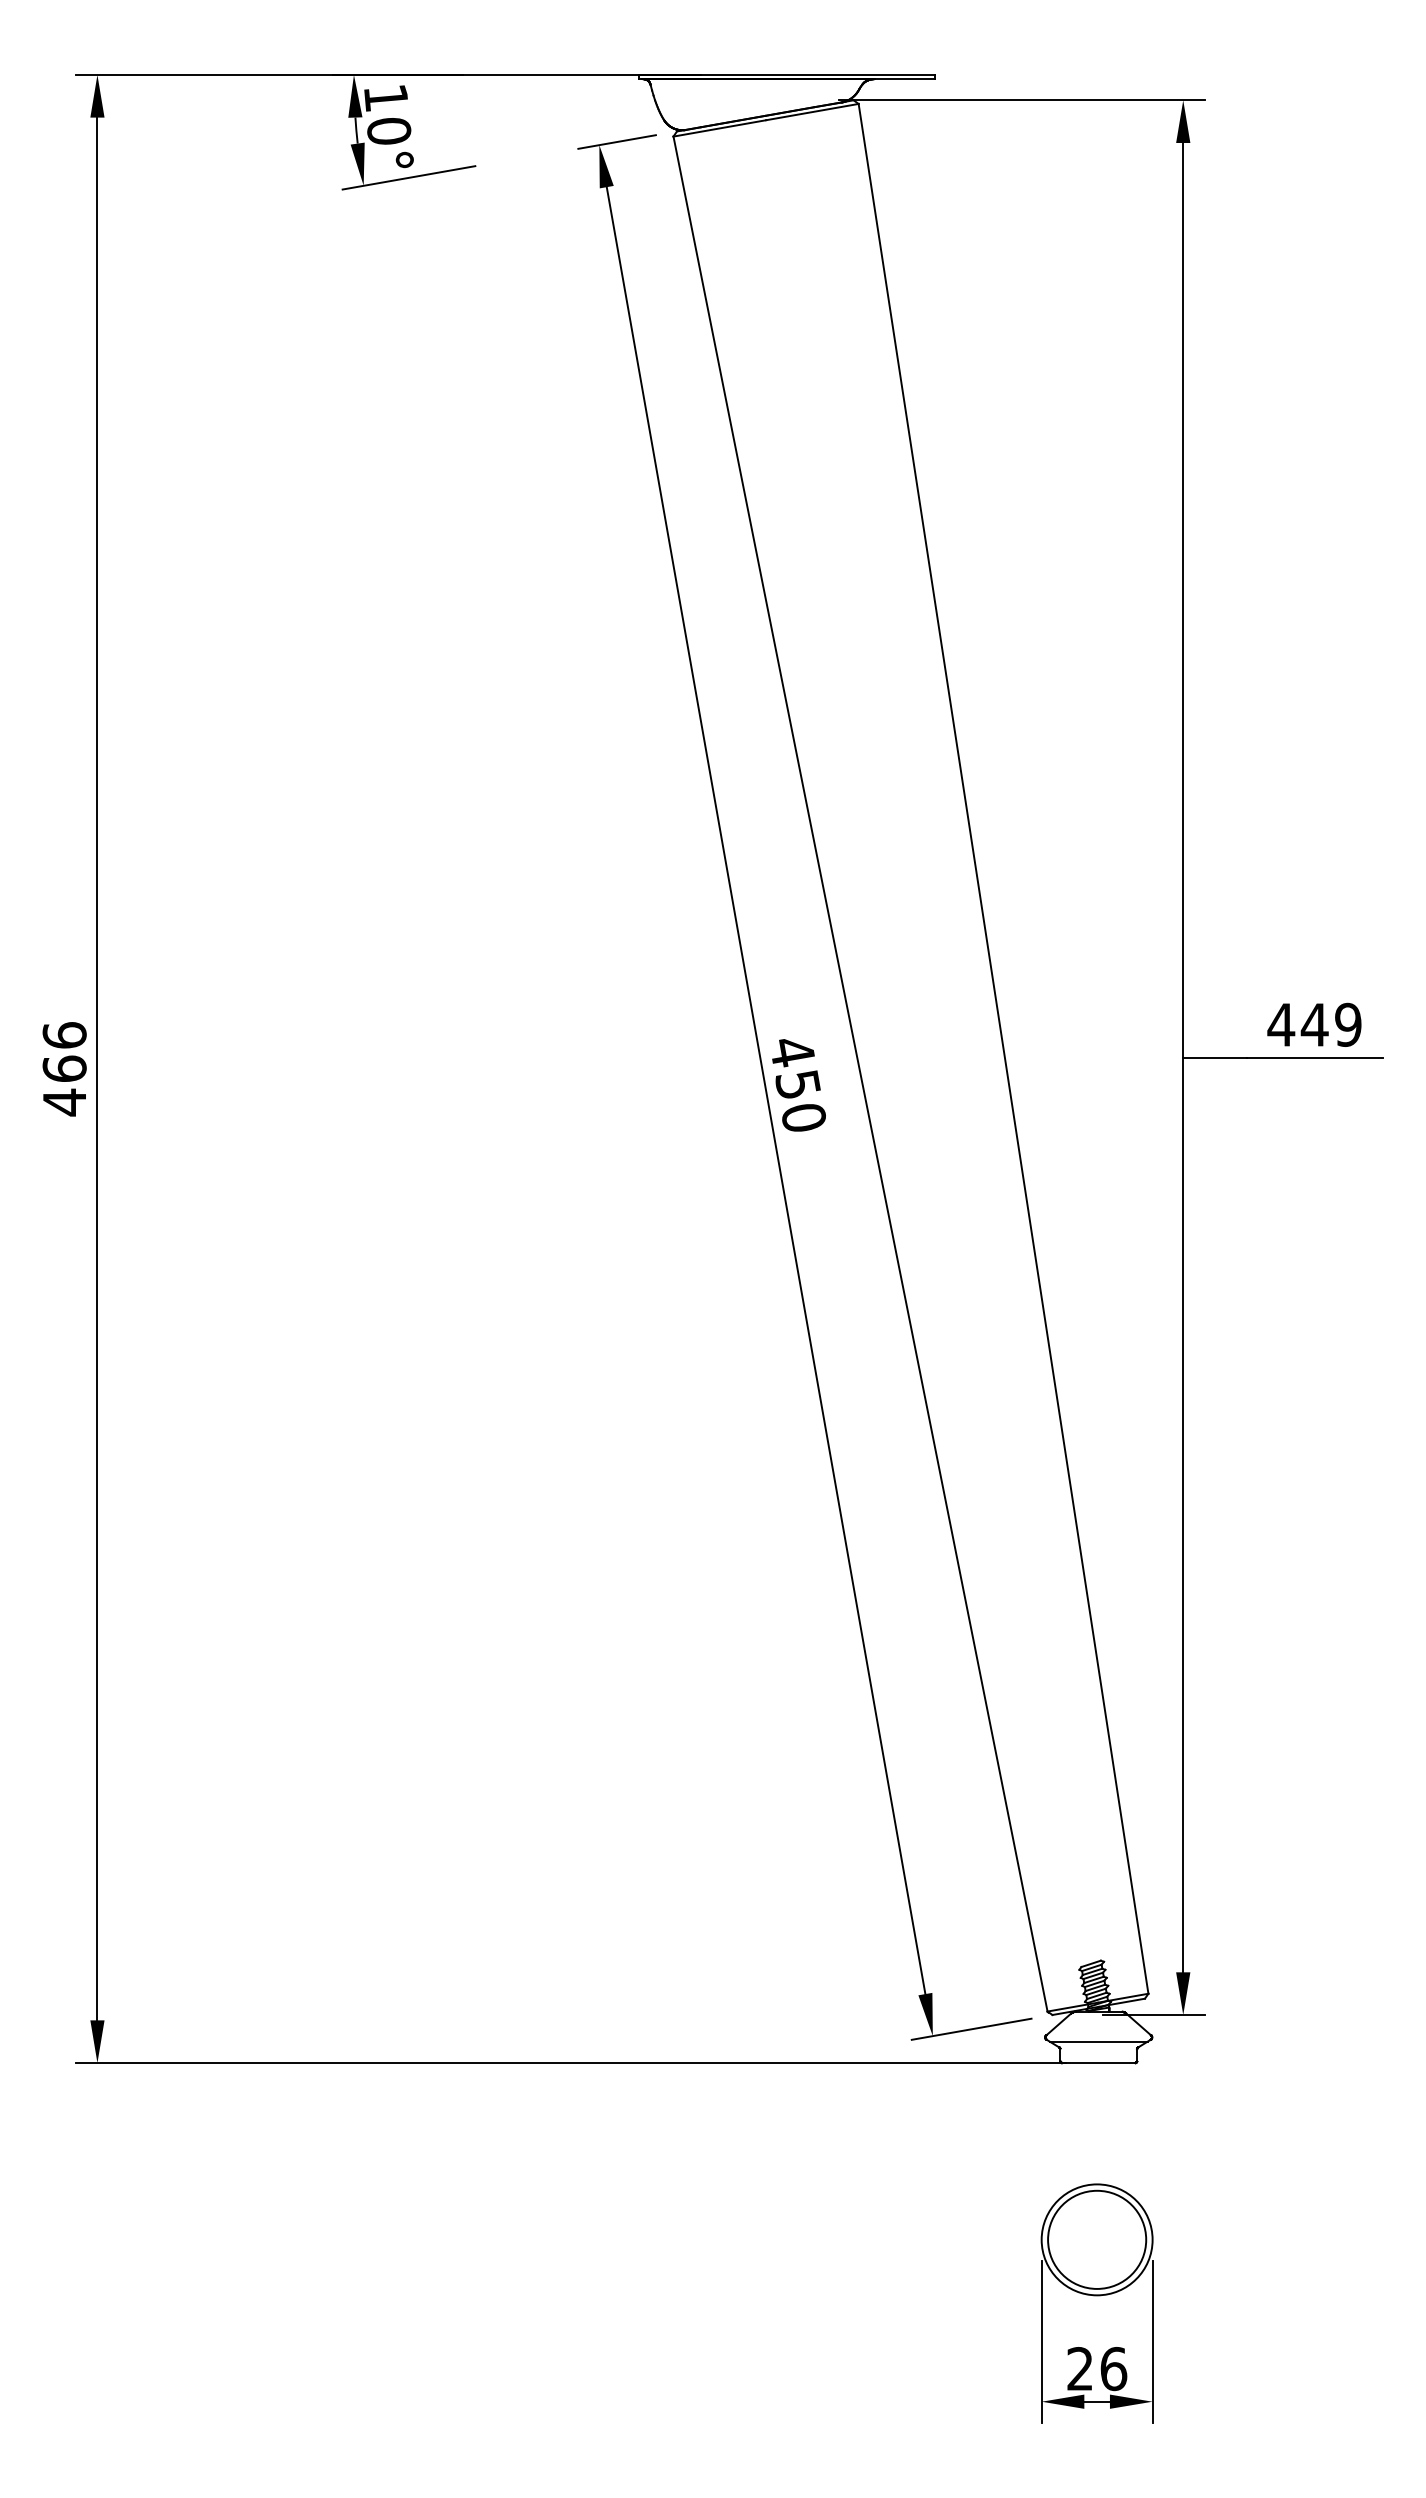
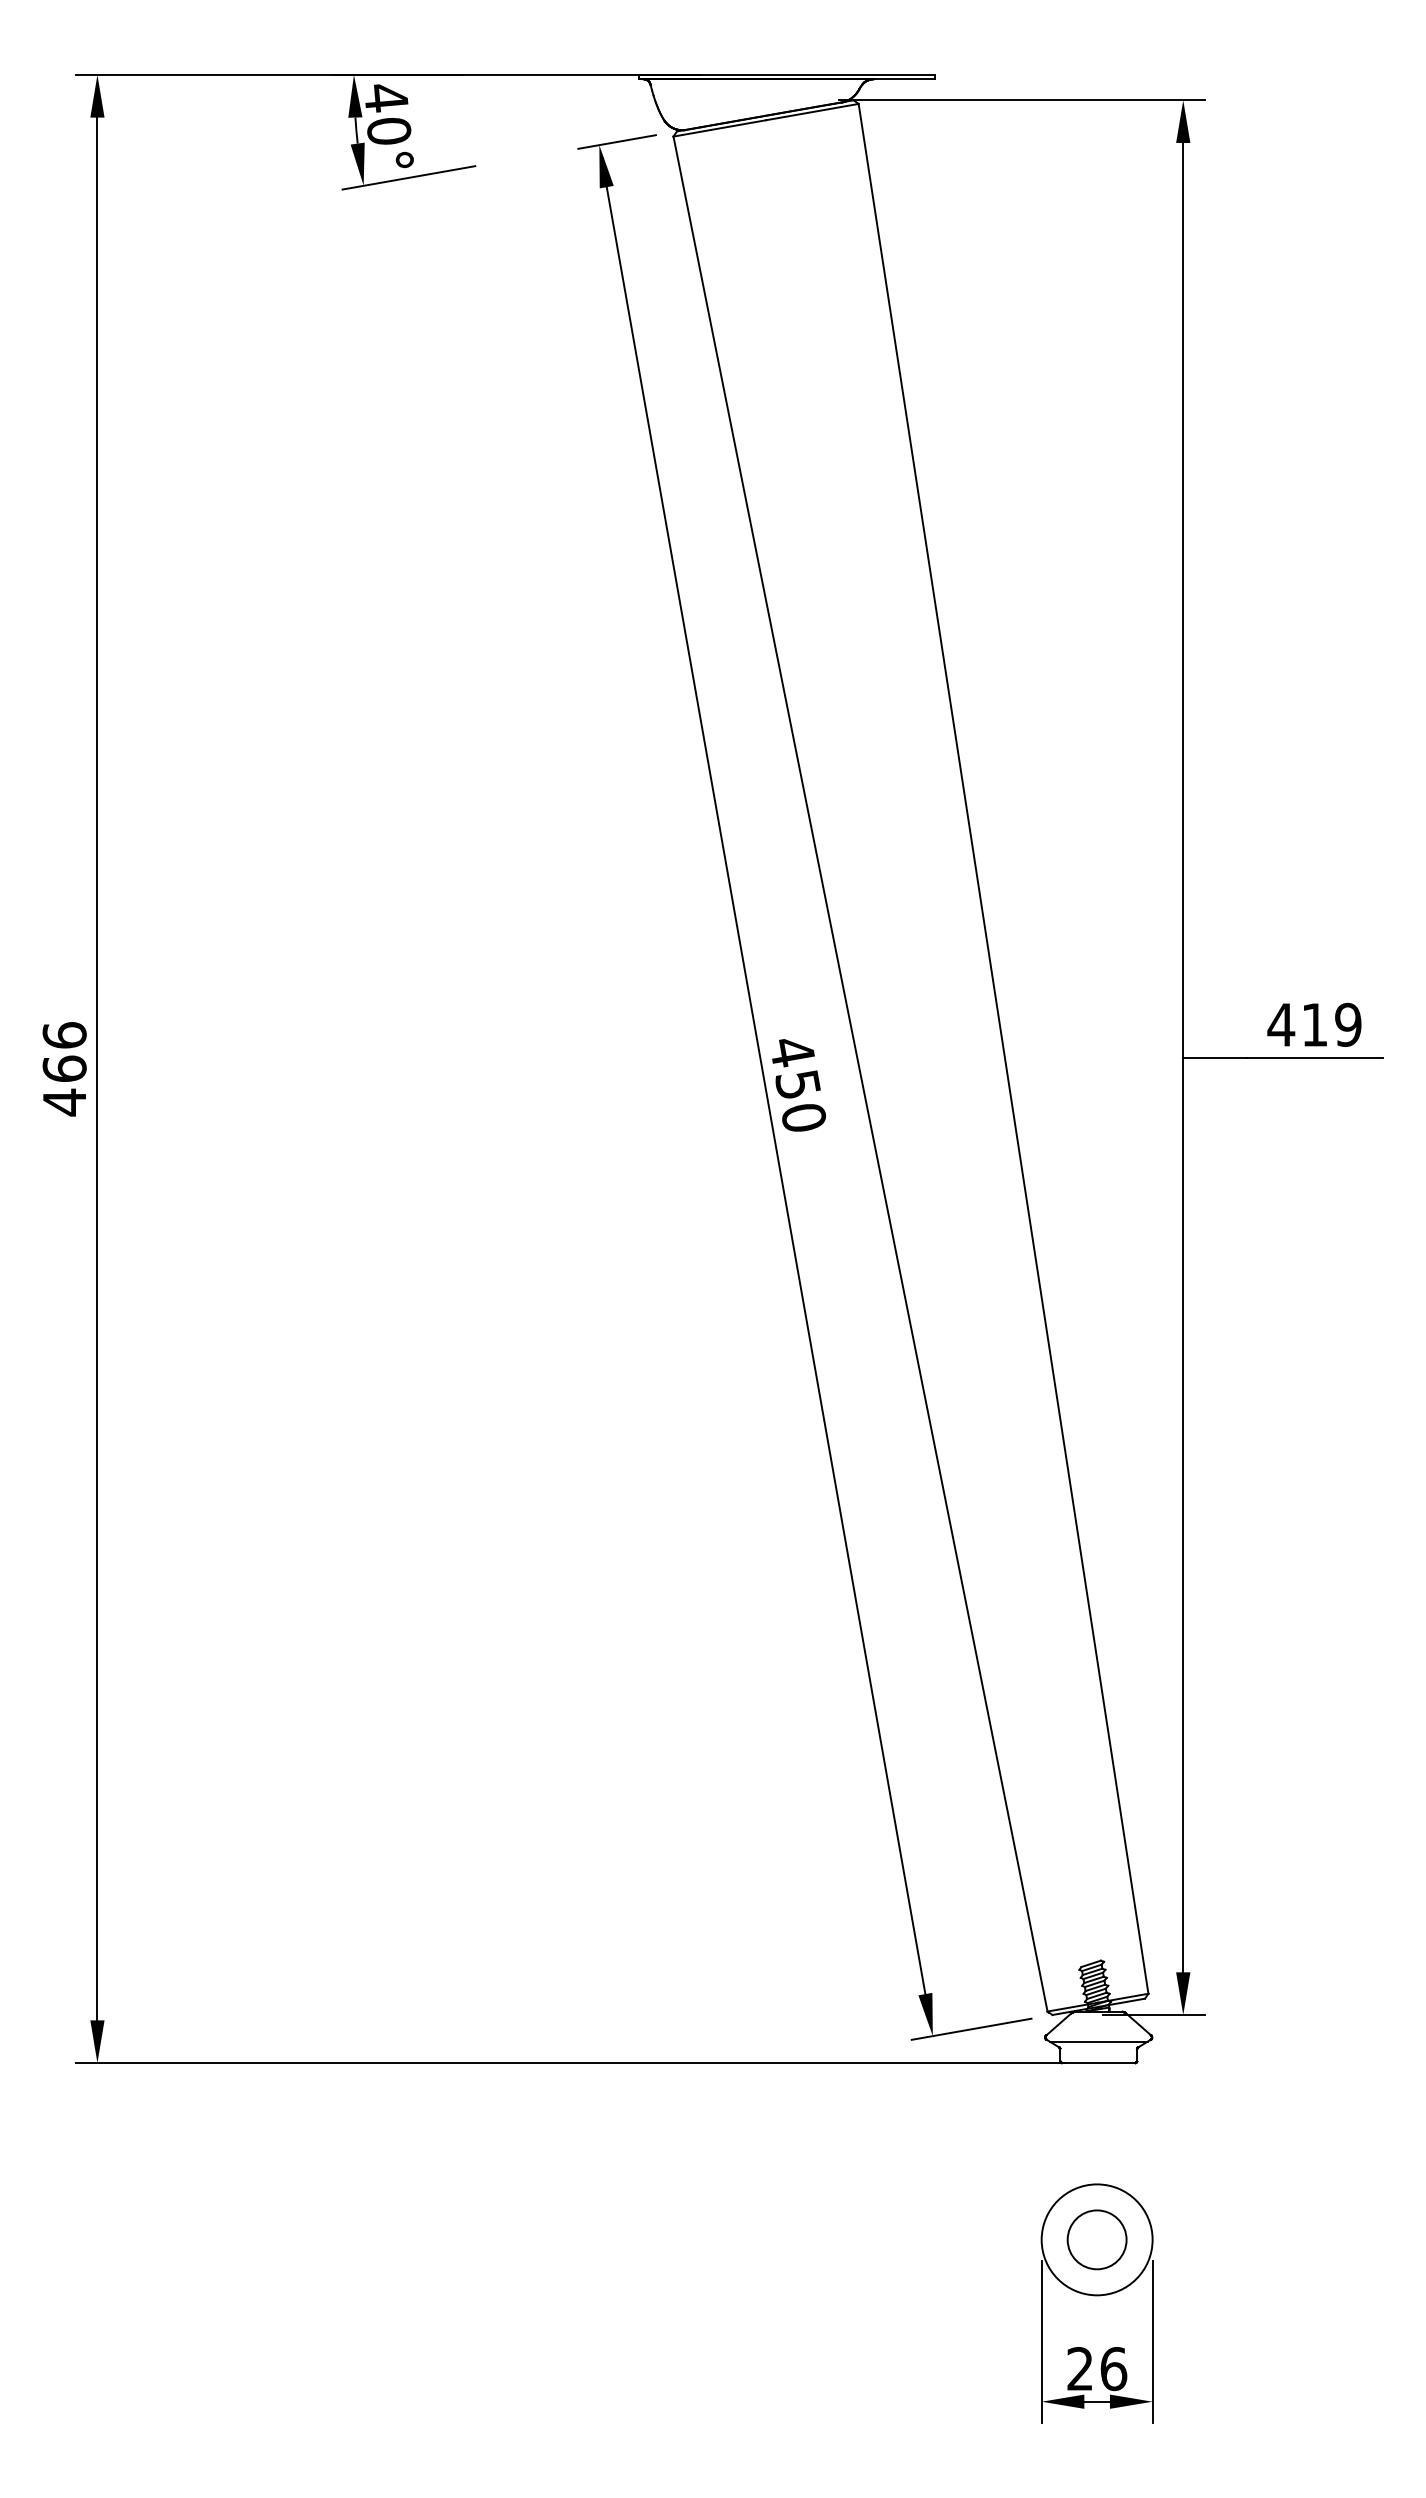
text: 10° -> 40° (386, 98)
text: 449 -> 419 (1314, 1024)
circle diameter: 98 px -> 59 px (1096, 2239)
